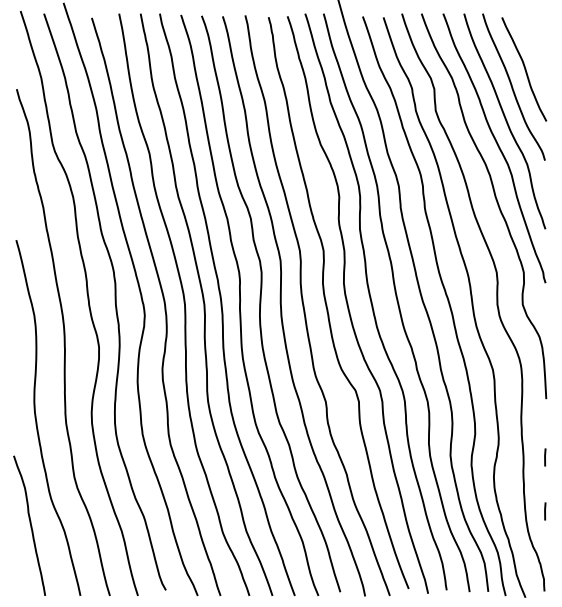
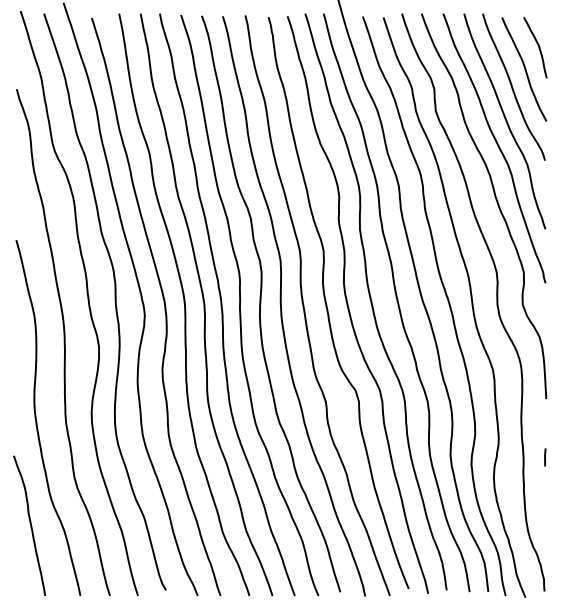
curve: none -> present (537, 45)
line: present -> none (545, 511)
